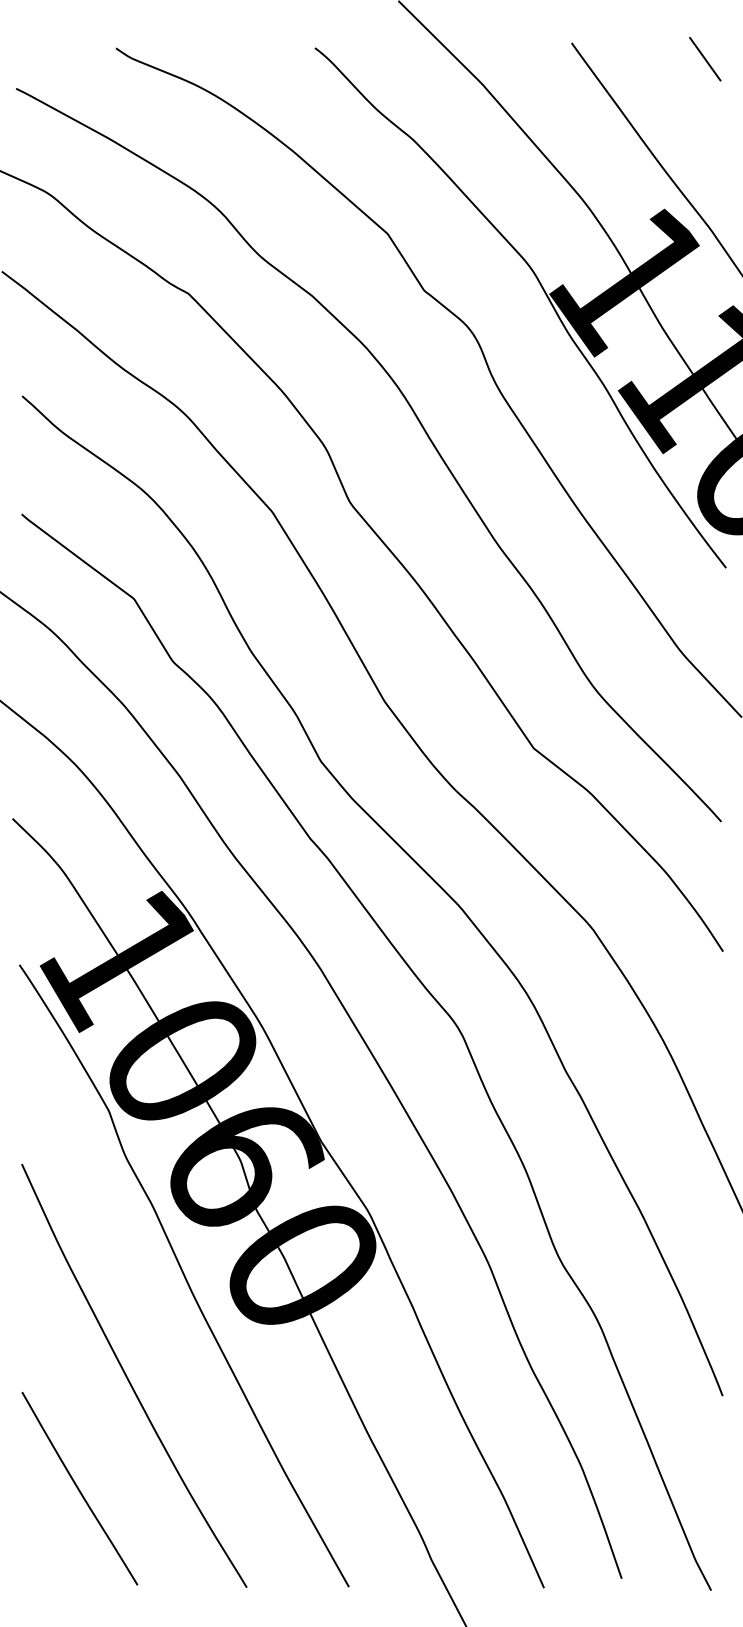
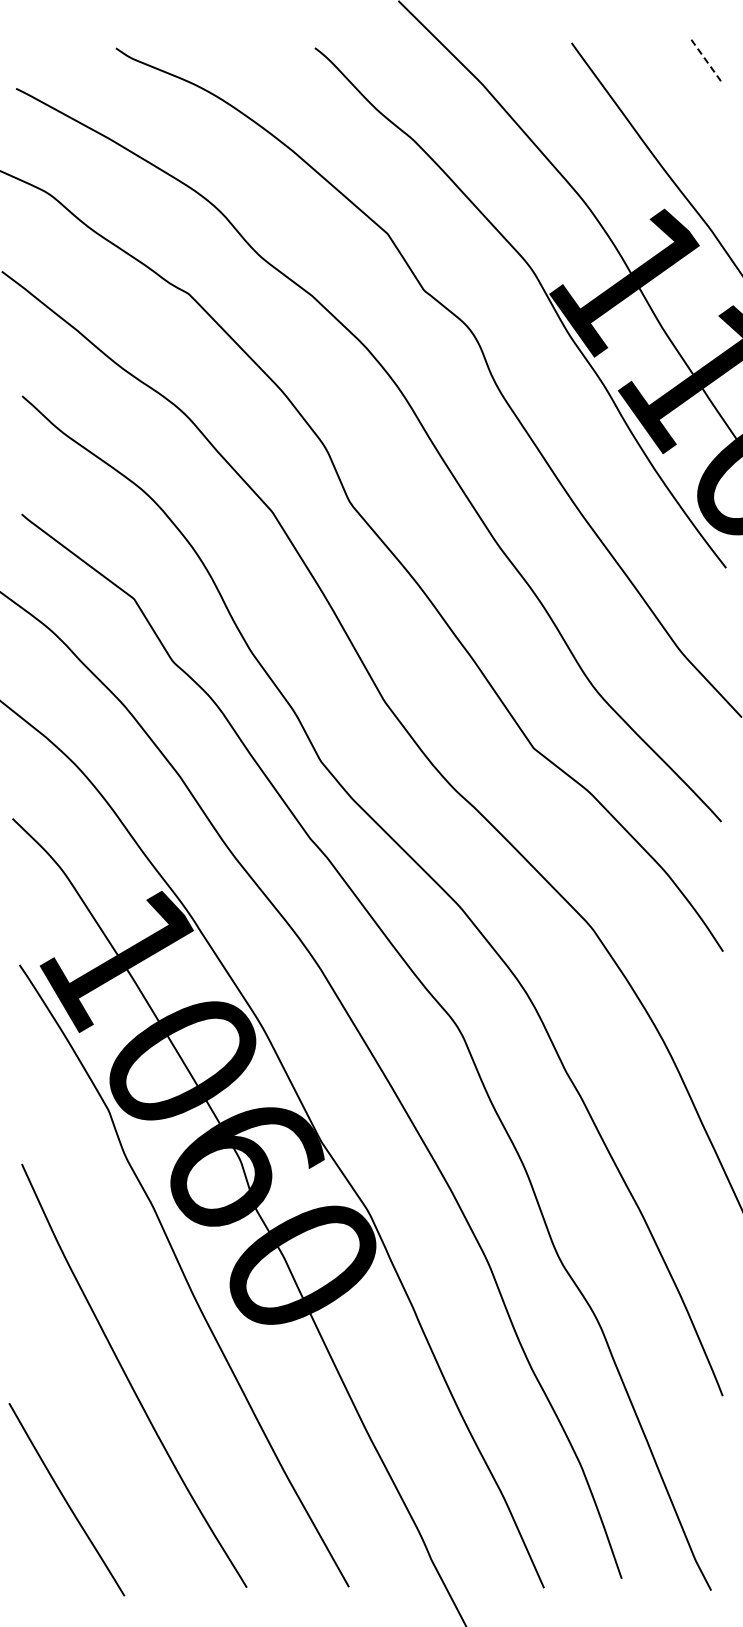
line: solid -> dashed (705, 59)
curve position: (79, 1488) -> (66, 1499) (66, 1499)
